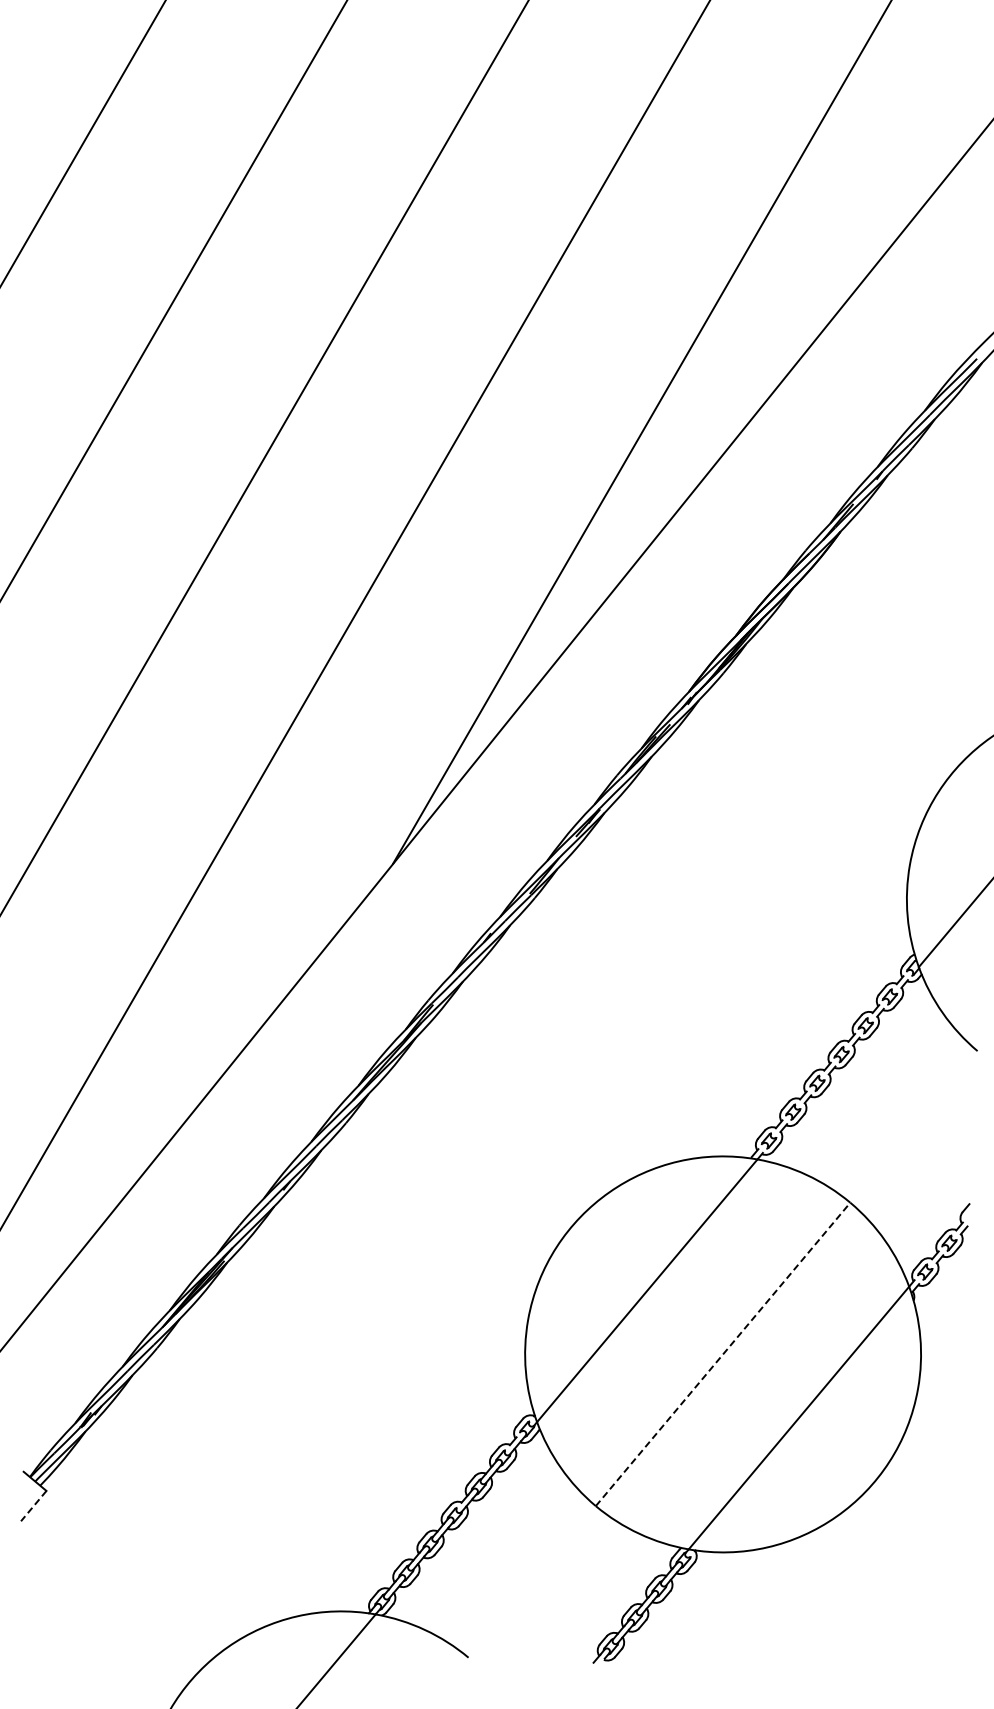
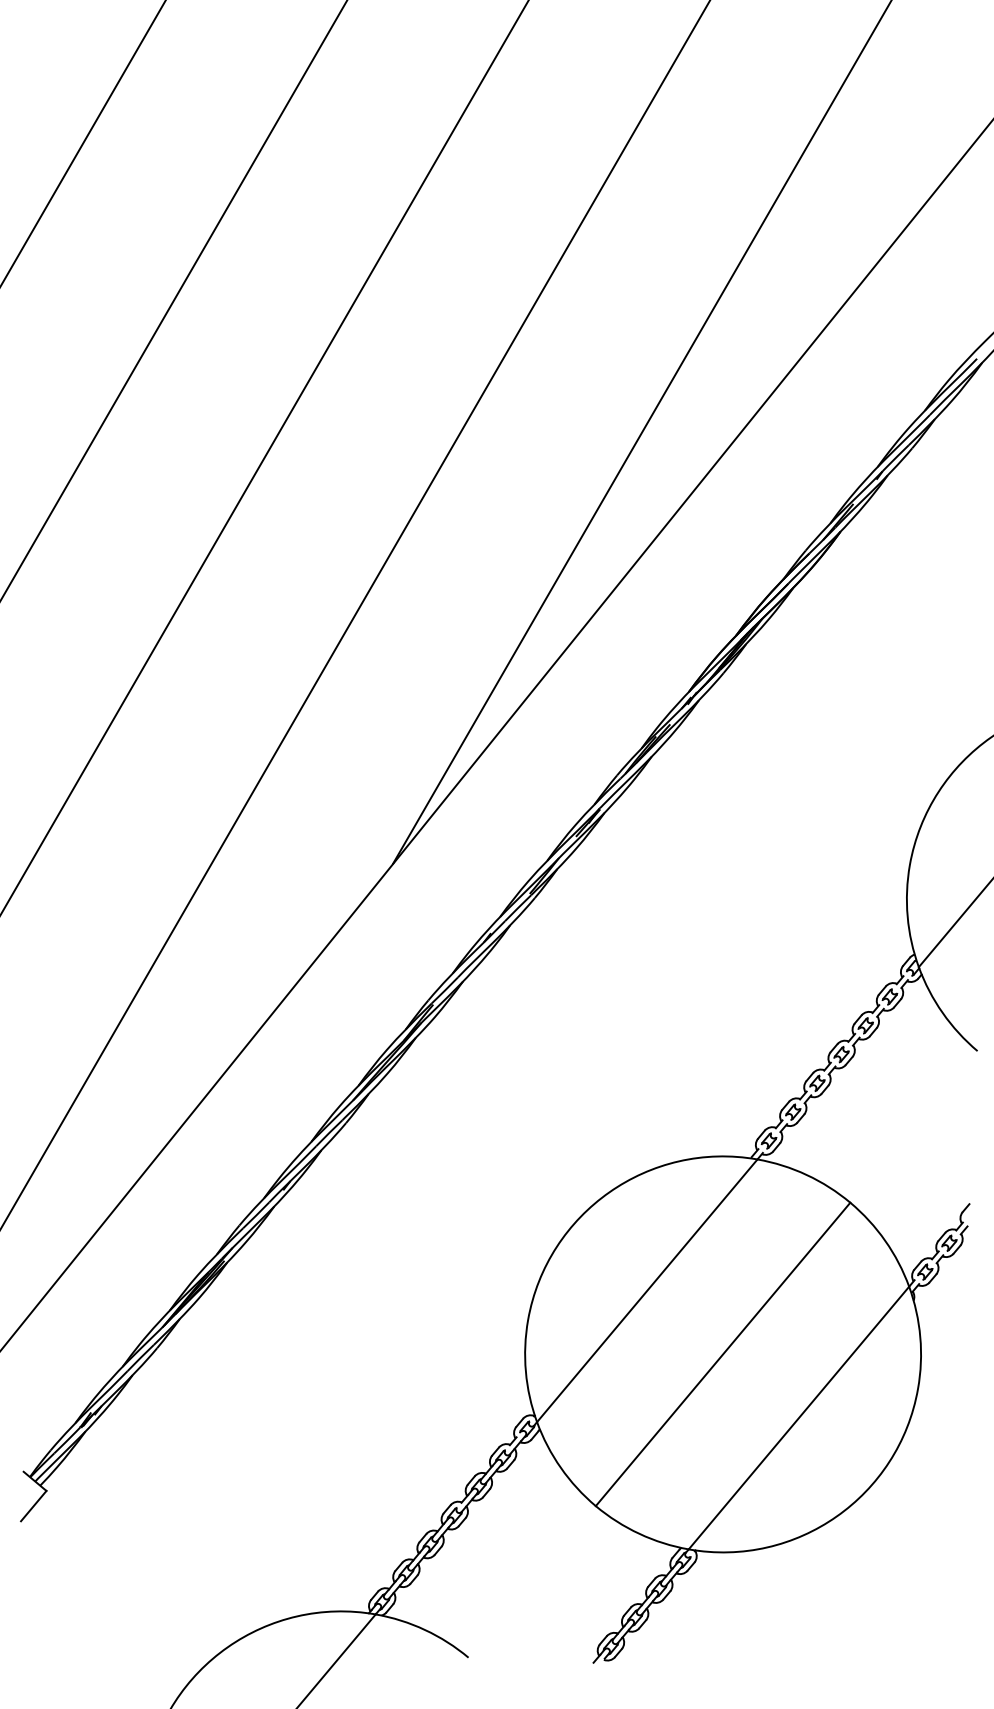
line: dashed -> solid (723, 1354)
line: dashed -> solid (33, 1506)
